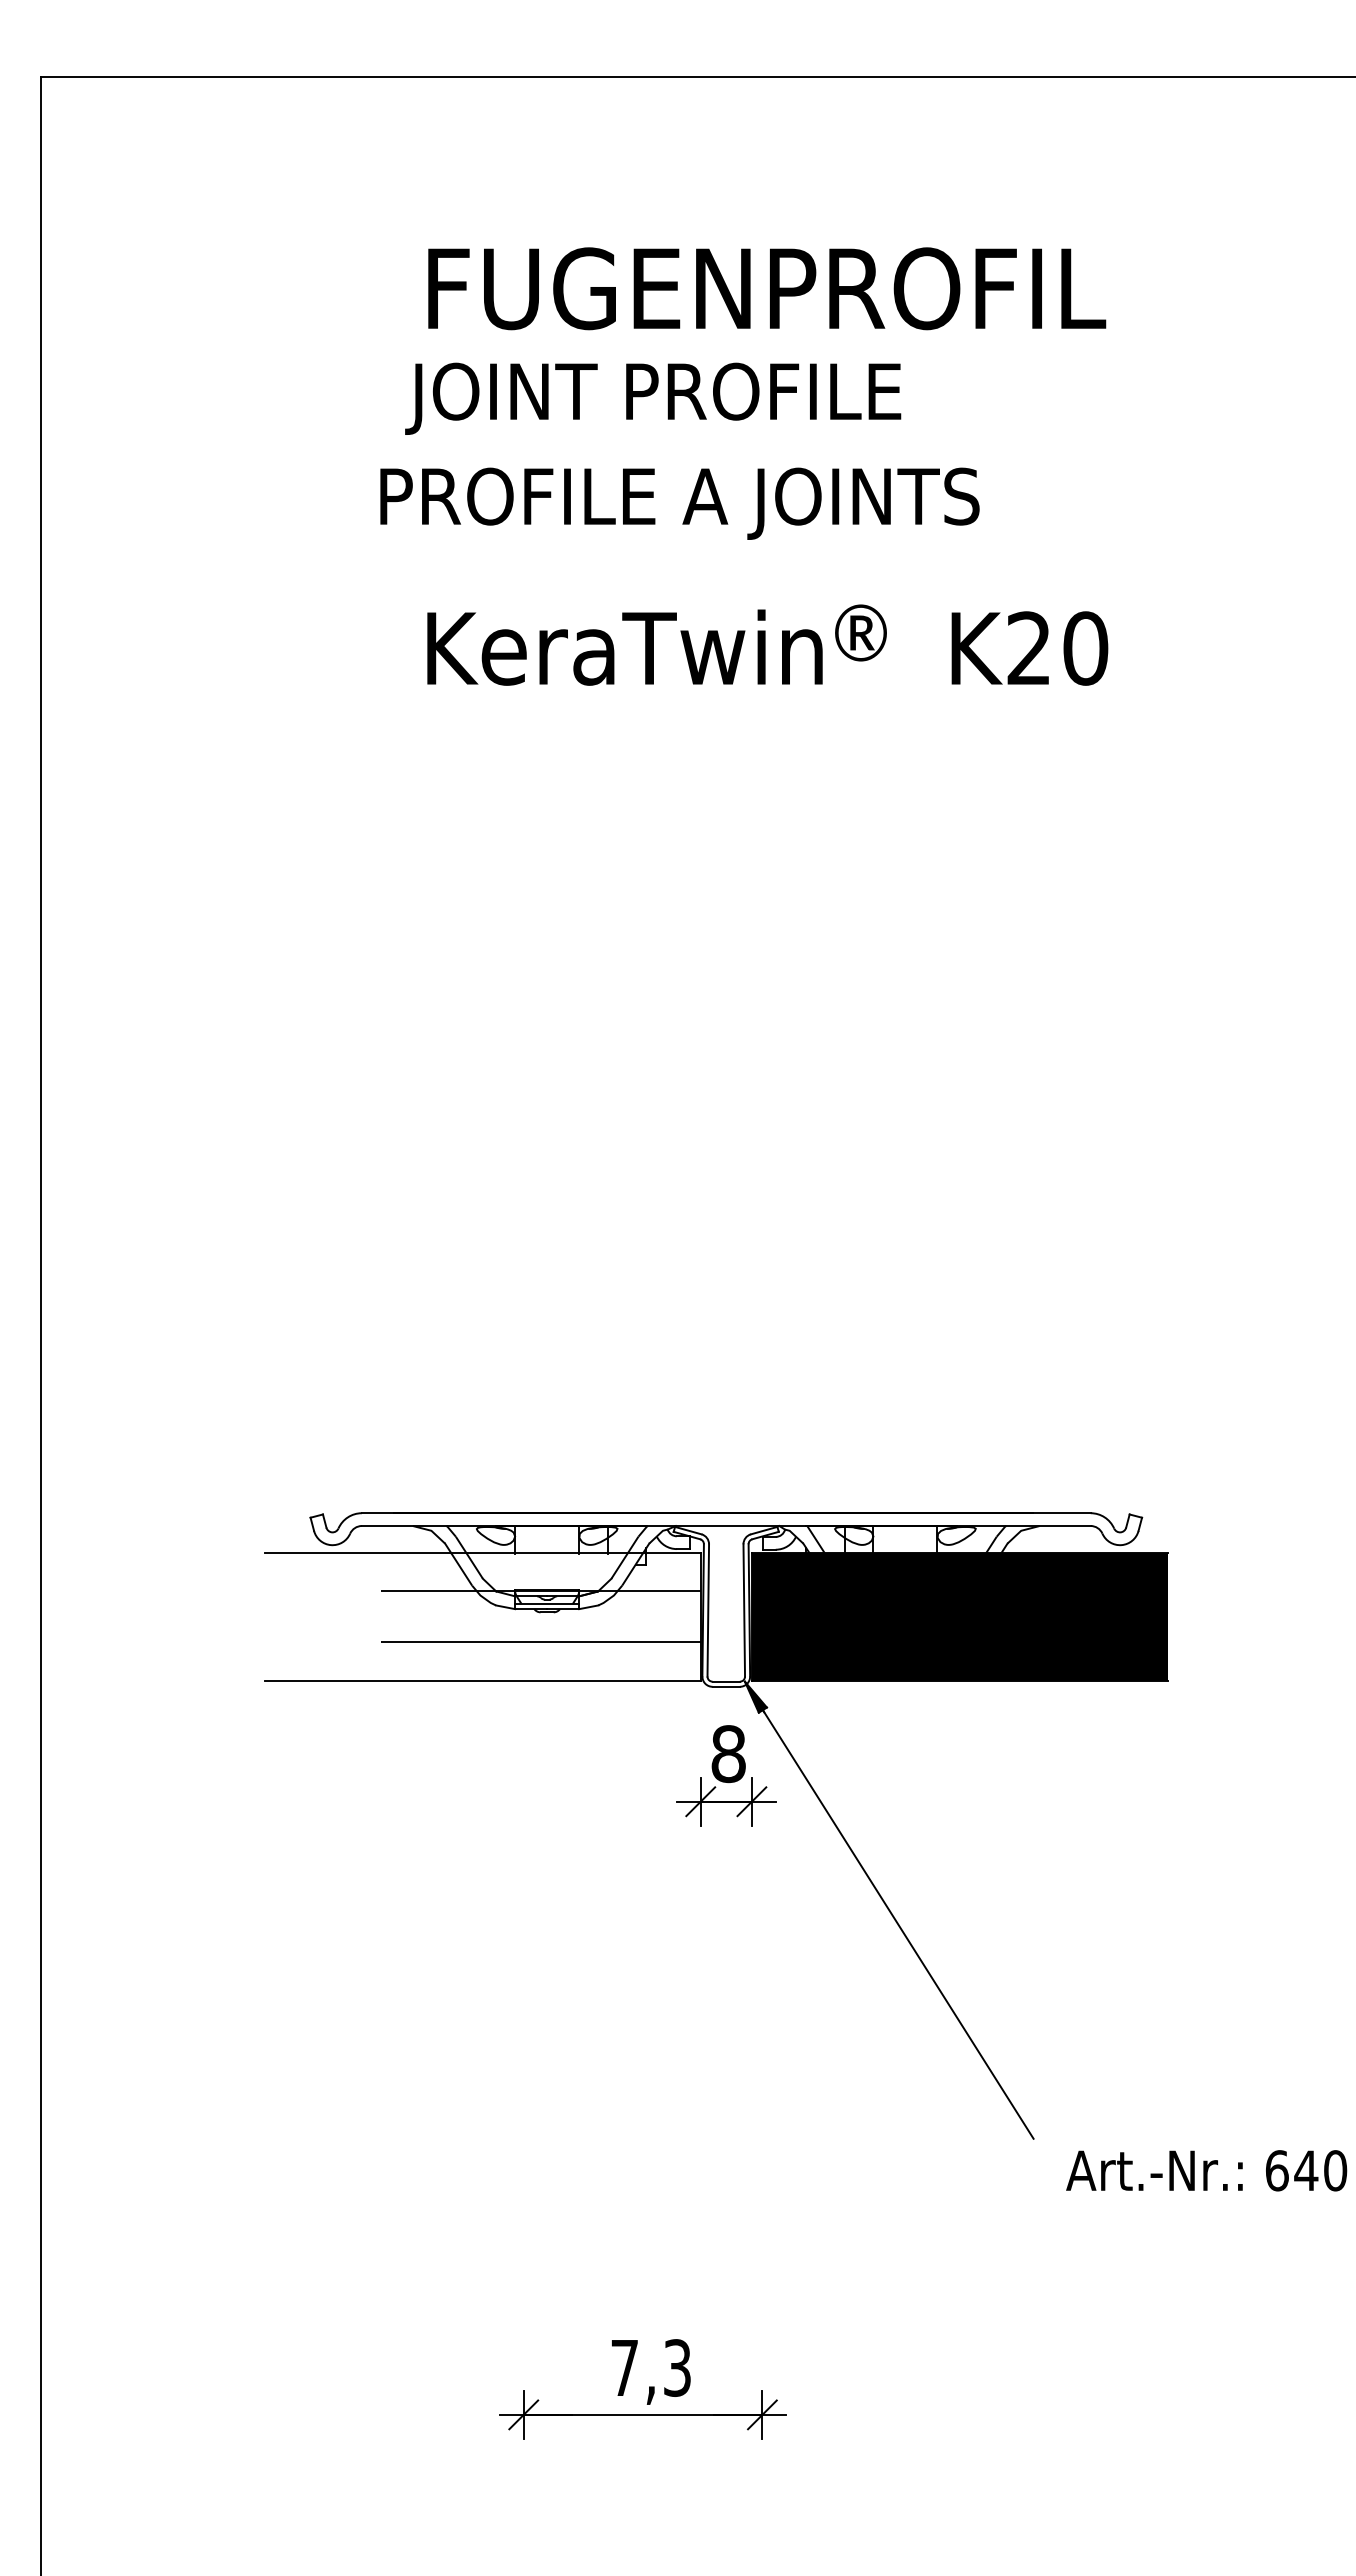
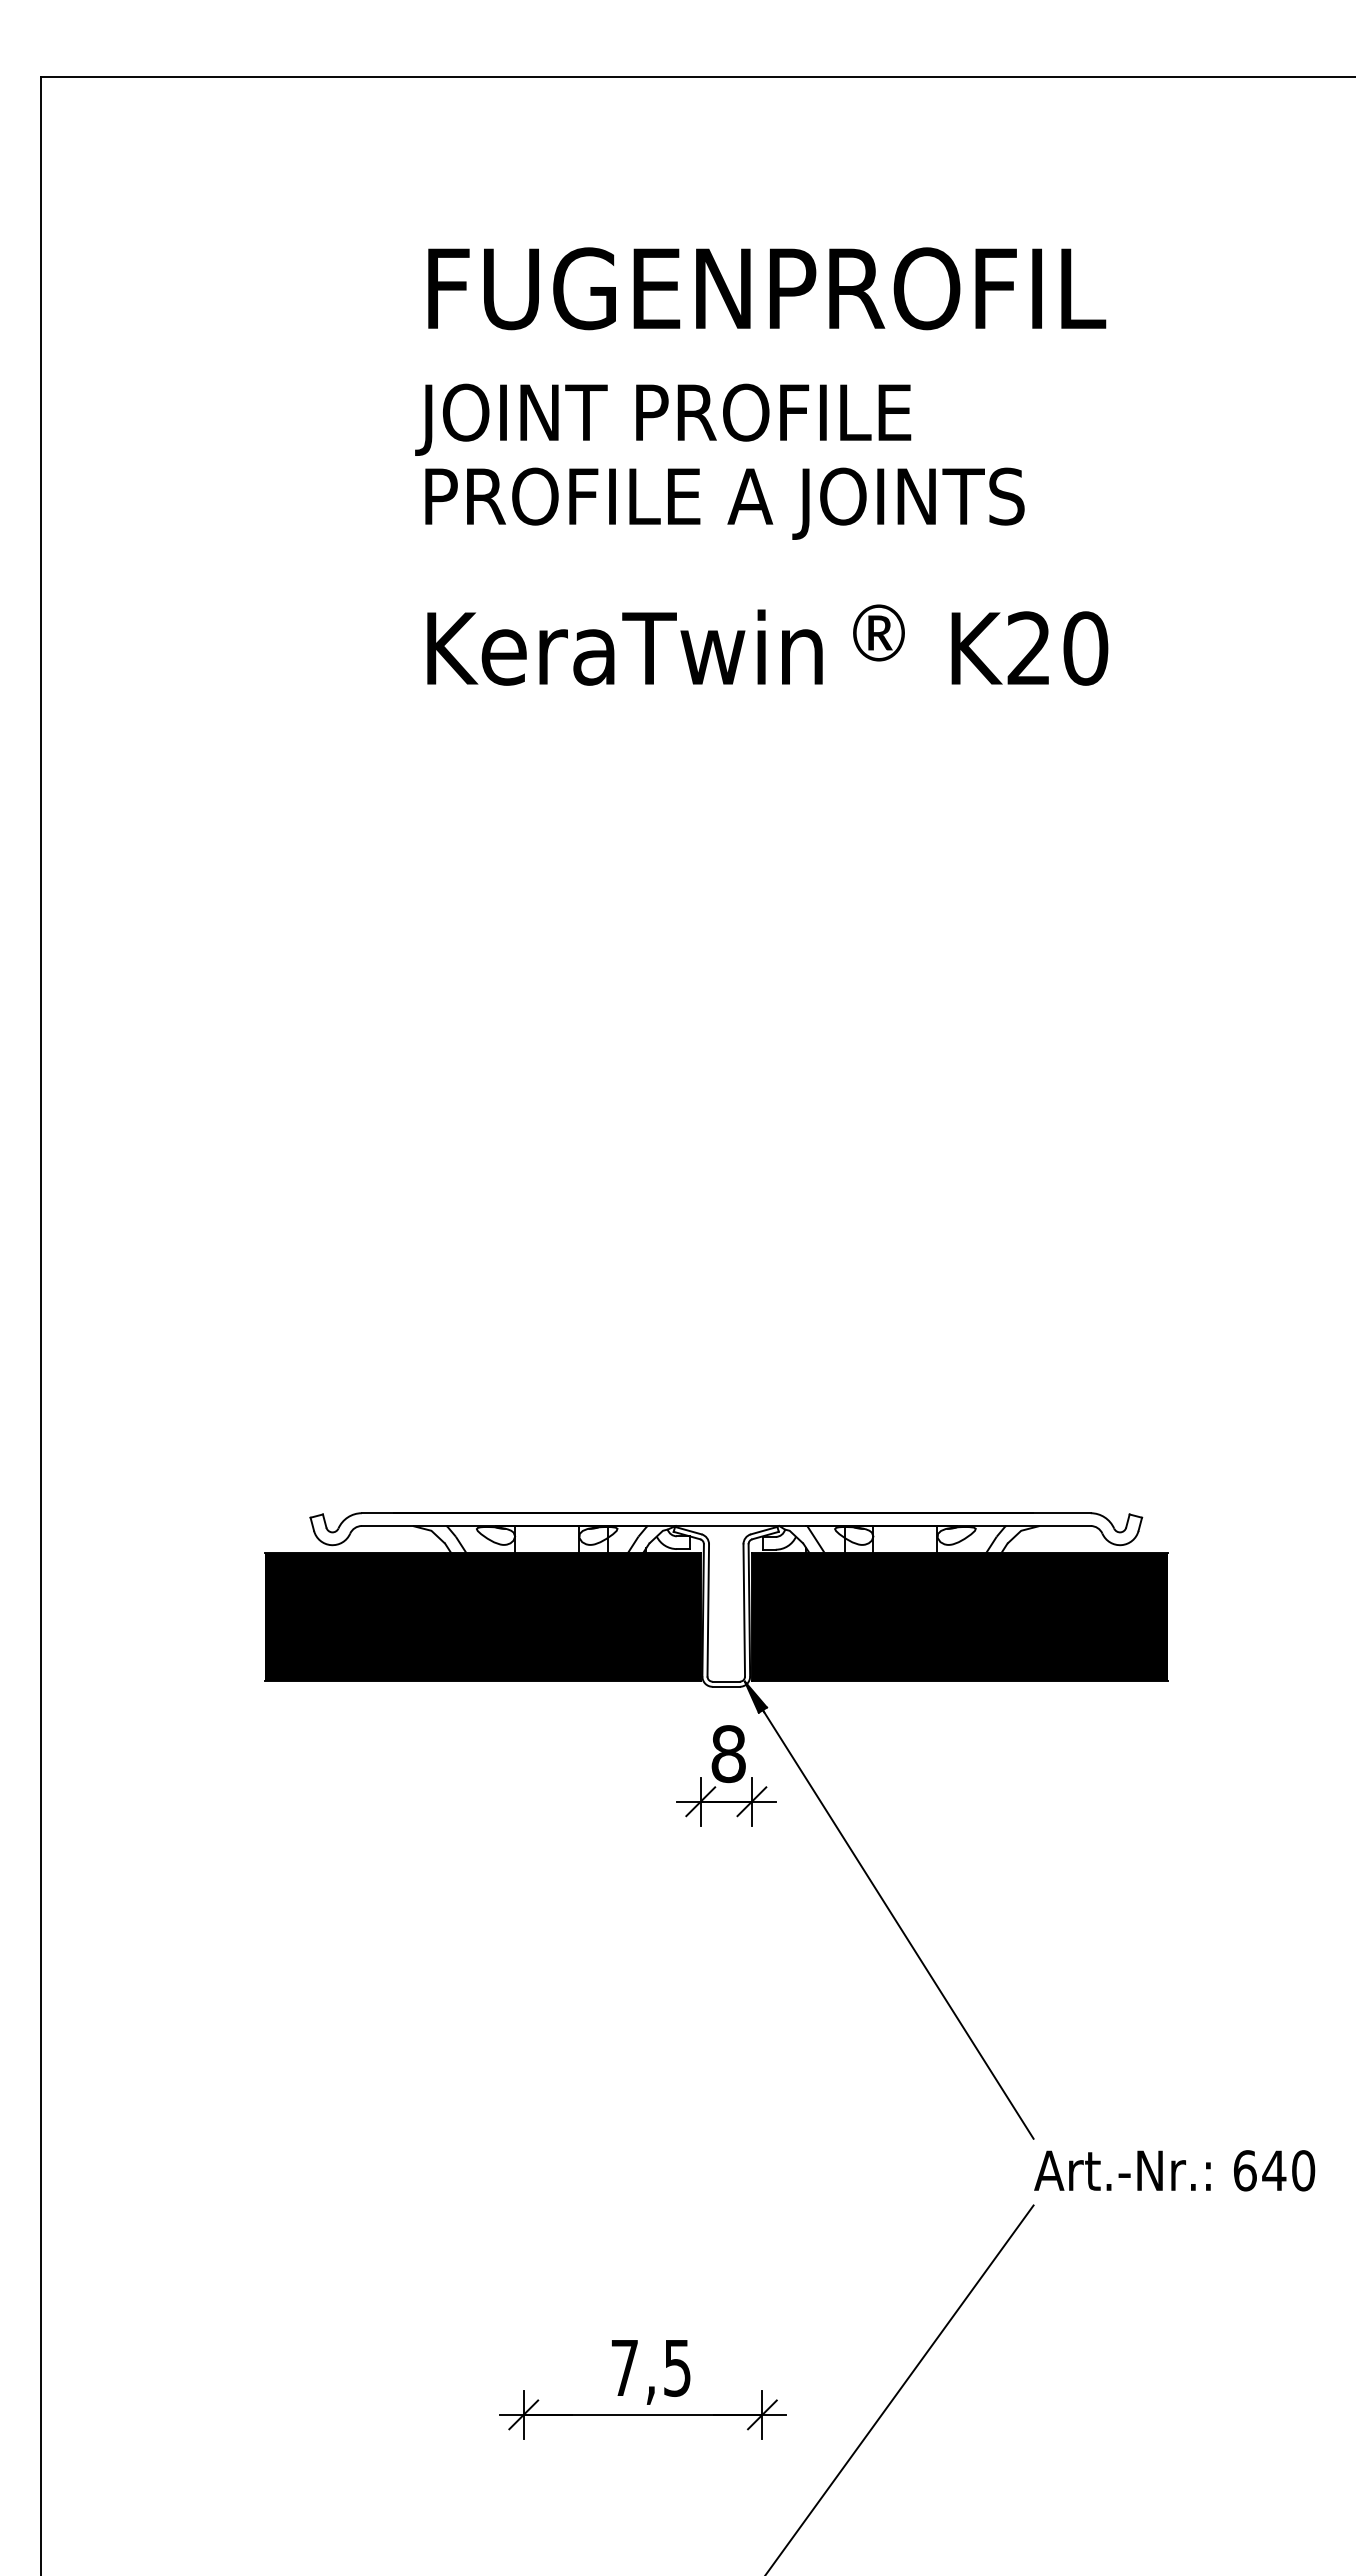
text position: (653, 398) -> (663, 419) (663, 419)
text position: (679, 503) -> (724, 503) (724, 503)
text position: (860, 632) -> (878, 632) (878, 632)
fill: none -> present (482, 1616)
text position: (1206, 2170) -> (1174, 2170) (1174, 2170)
text: 7,3 -> 7,5 (677, 2367)
line: none -> present (900, 2388)
